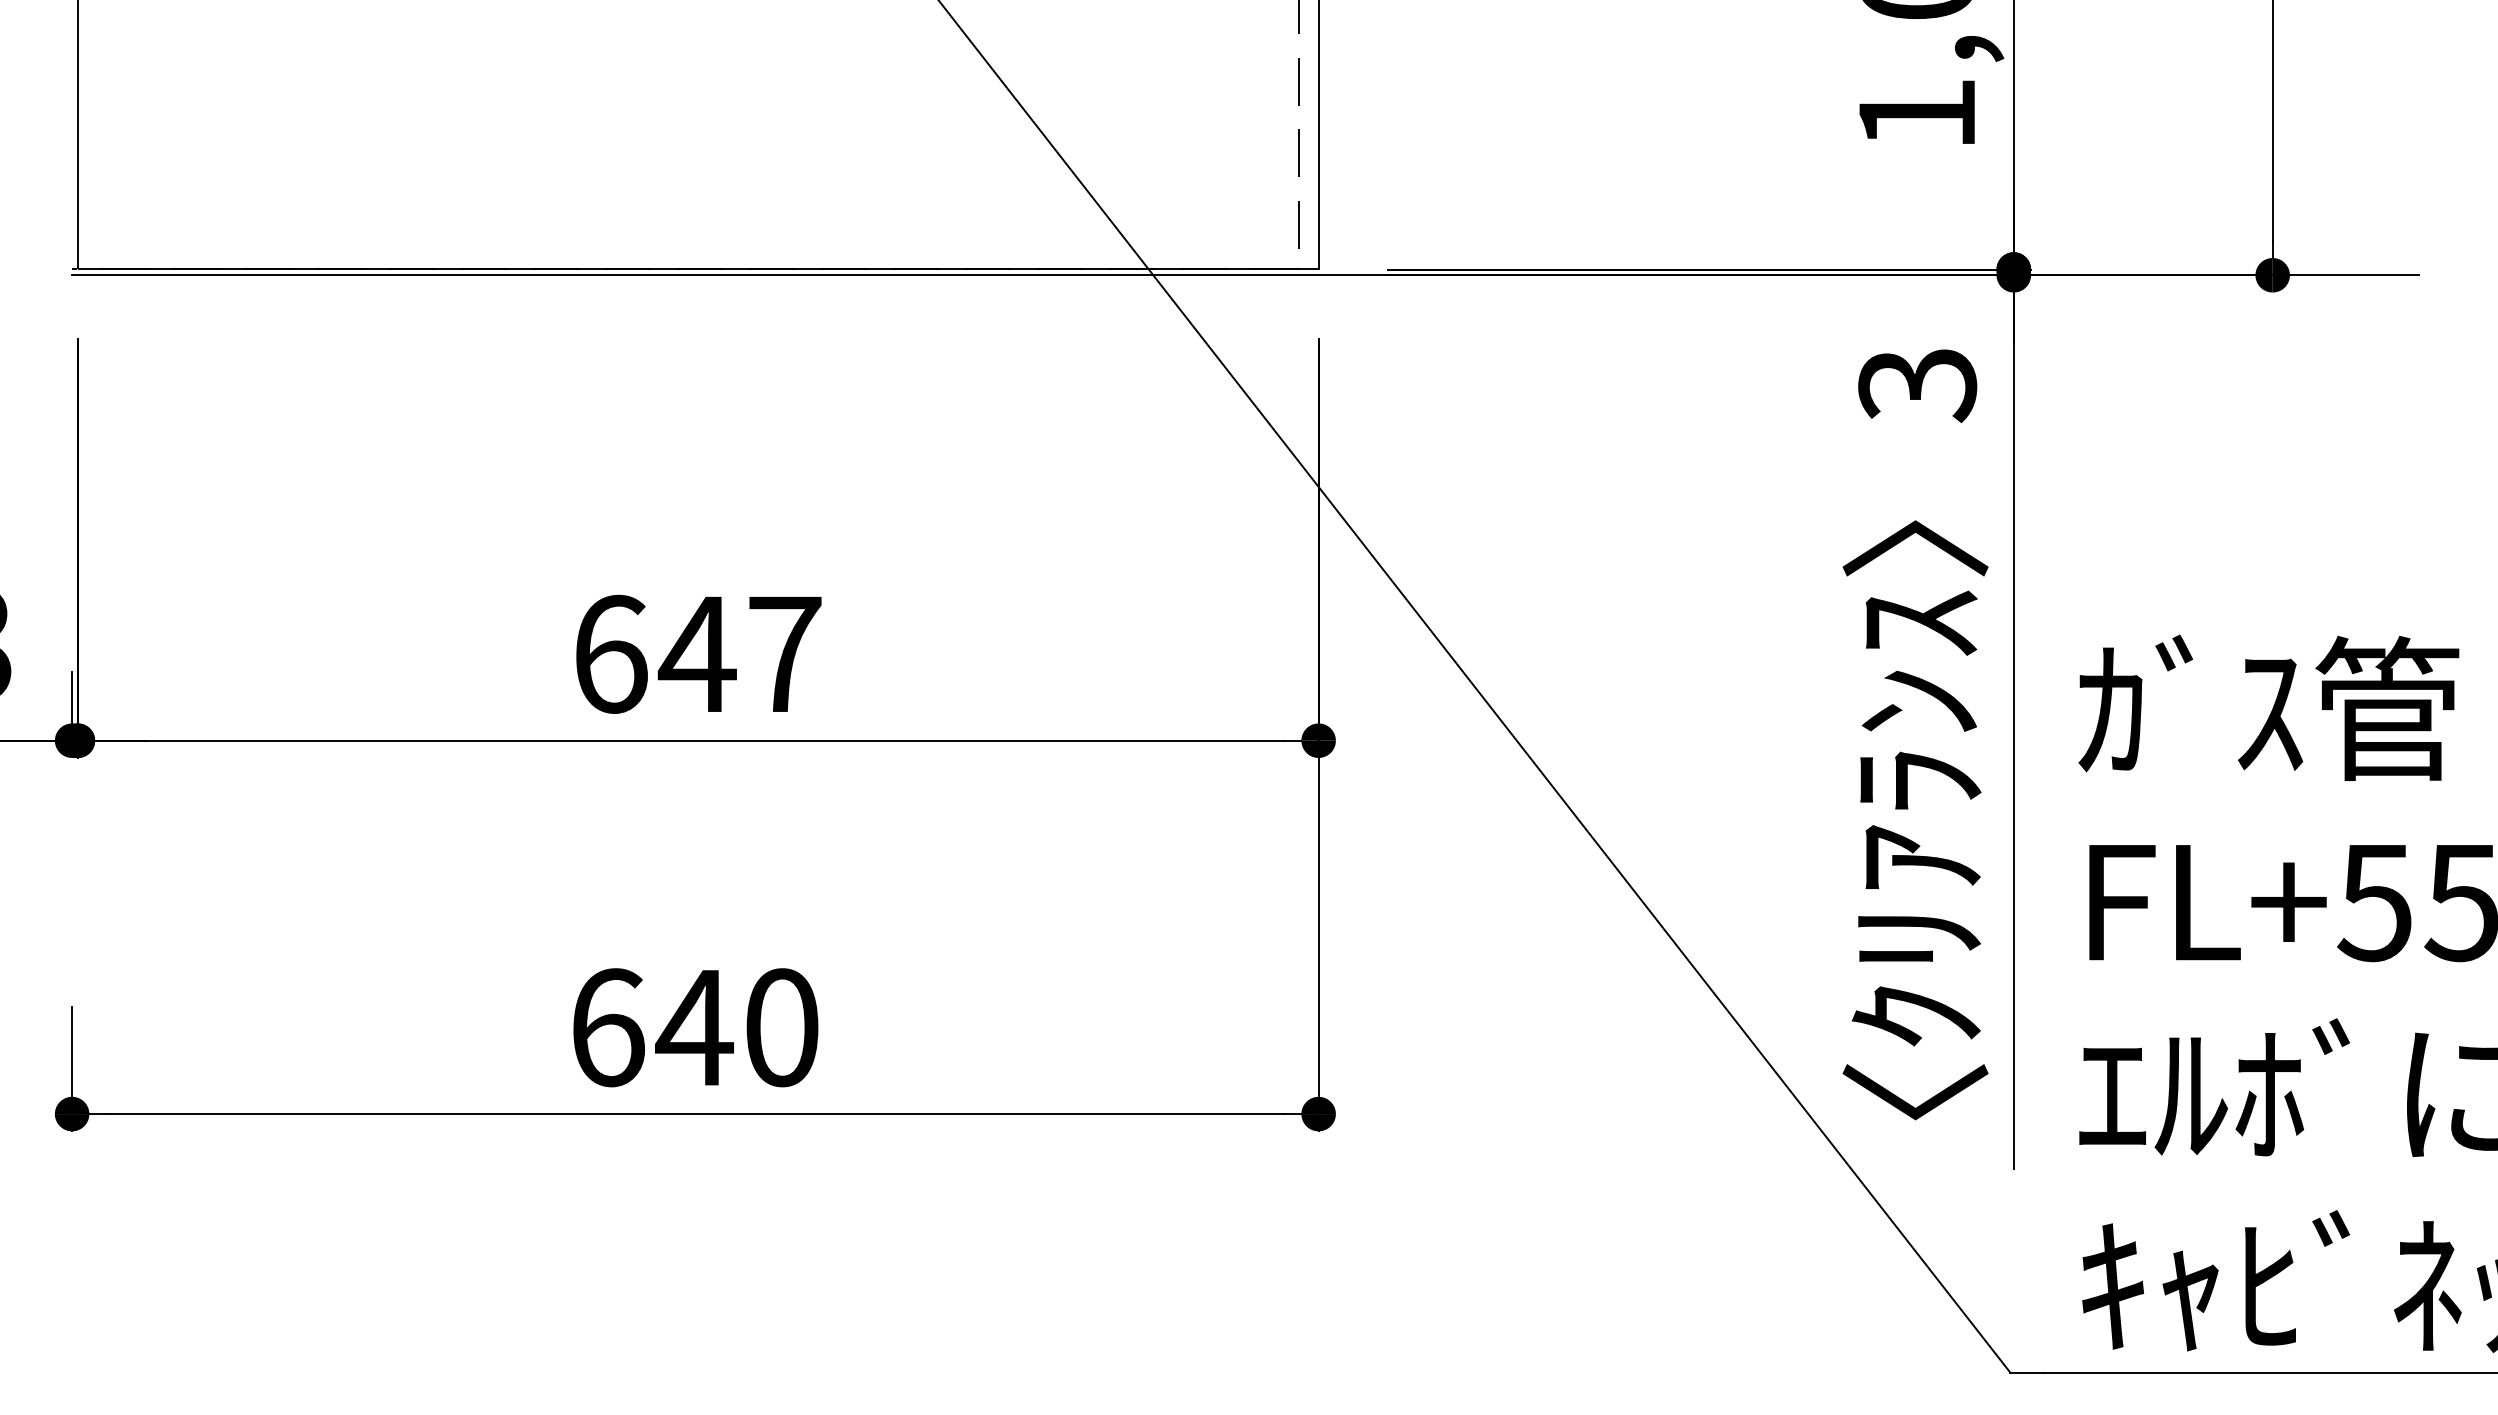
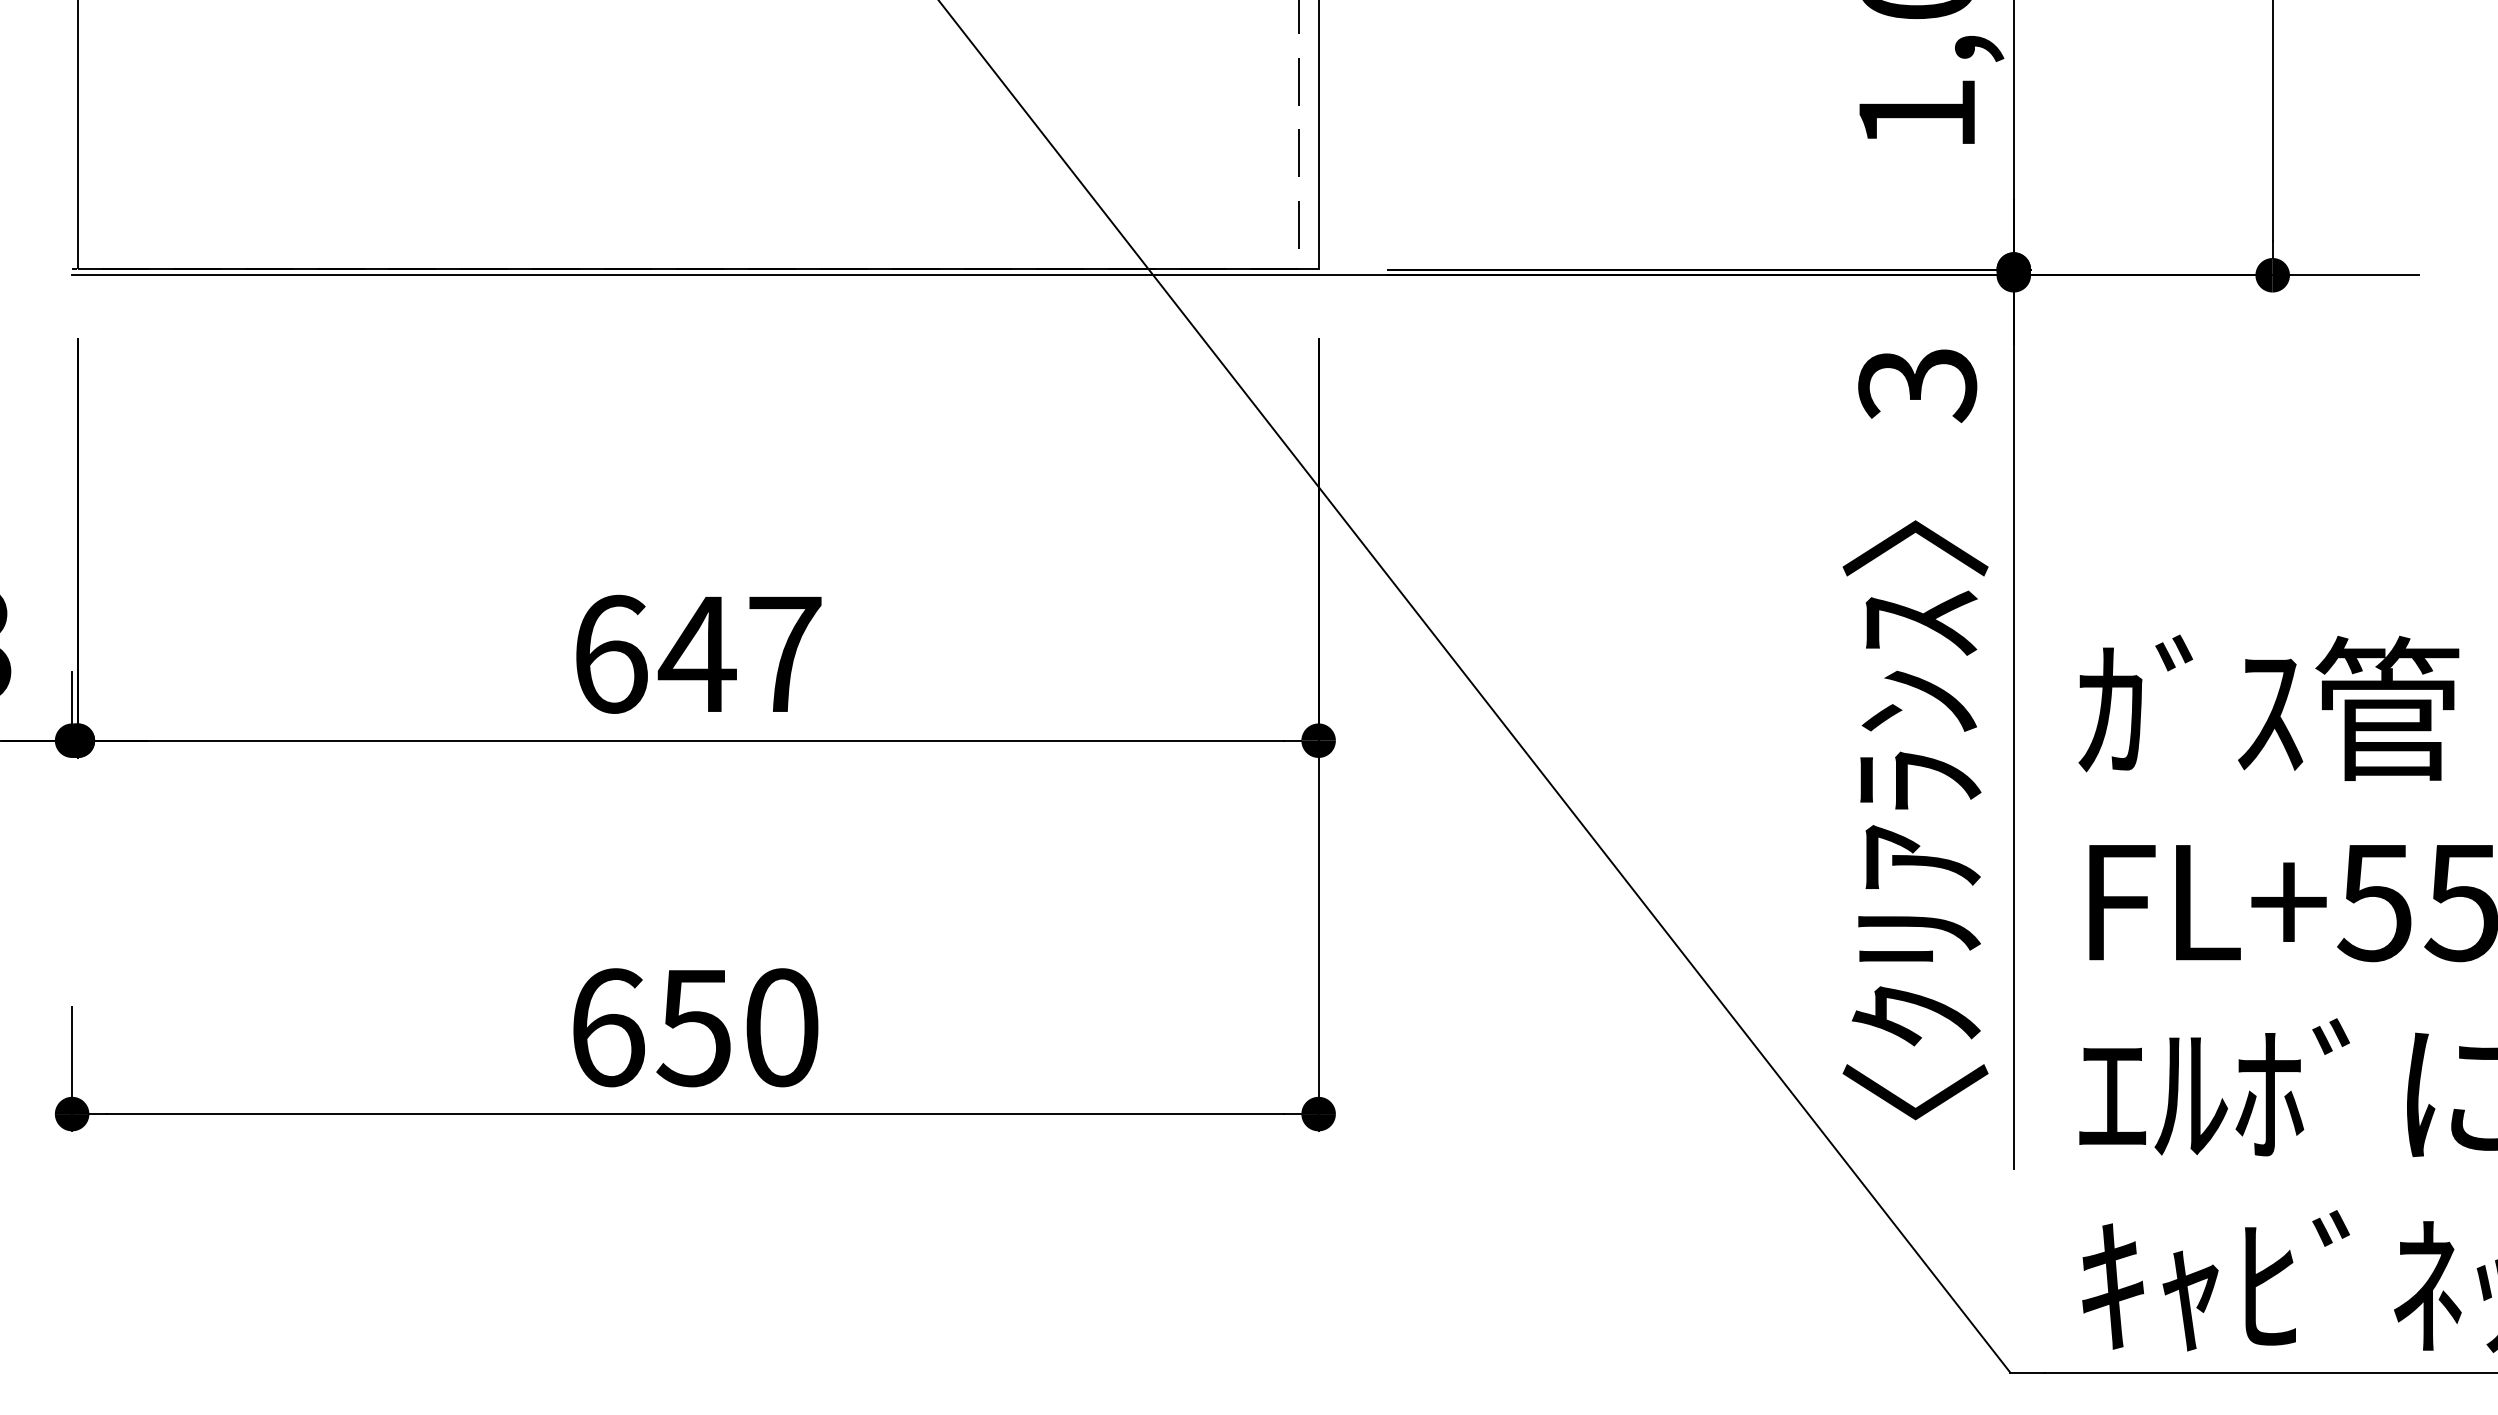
text: 640 -> 650 (694, 1028)
